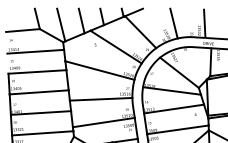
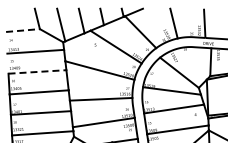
line: solid -> dashed (22, 30)
line: solid -> dashed (37, 71)
